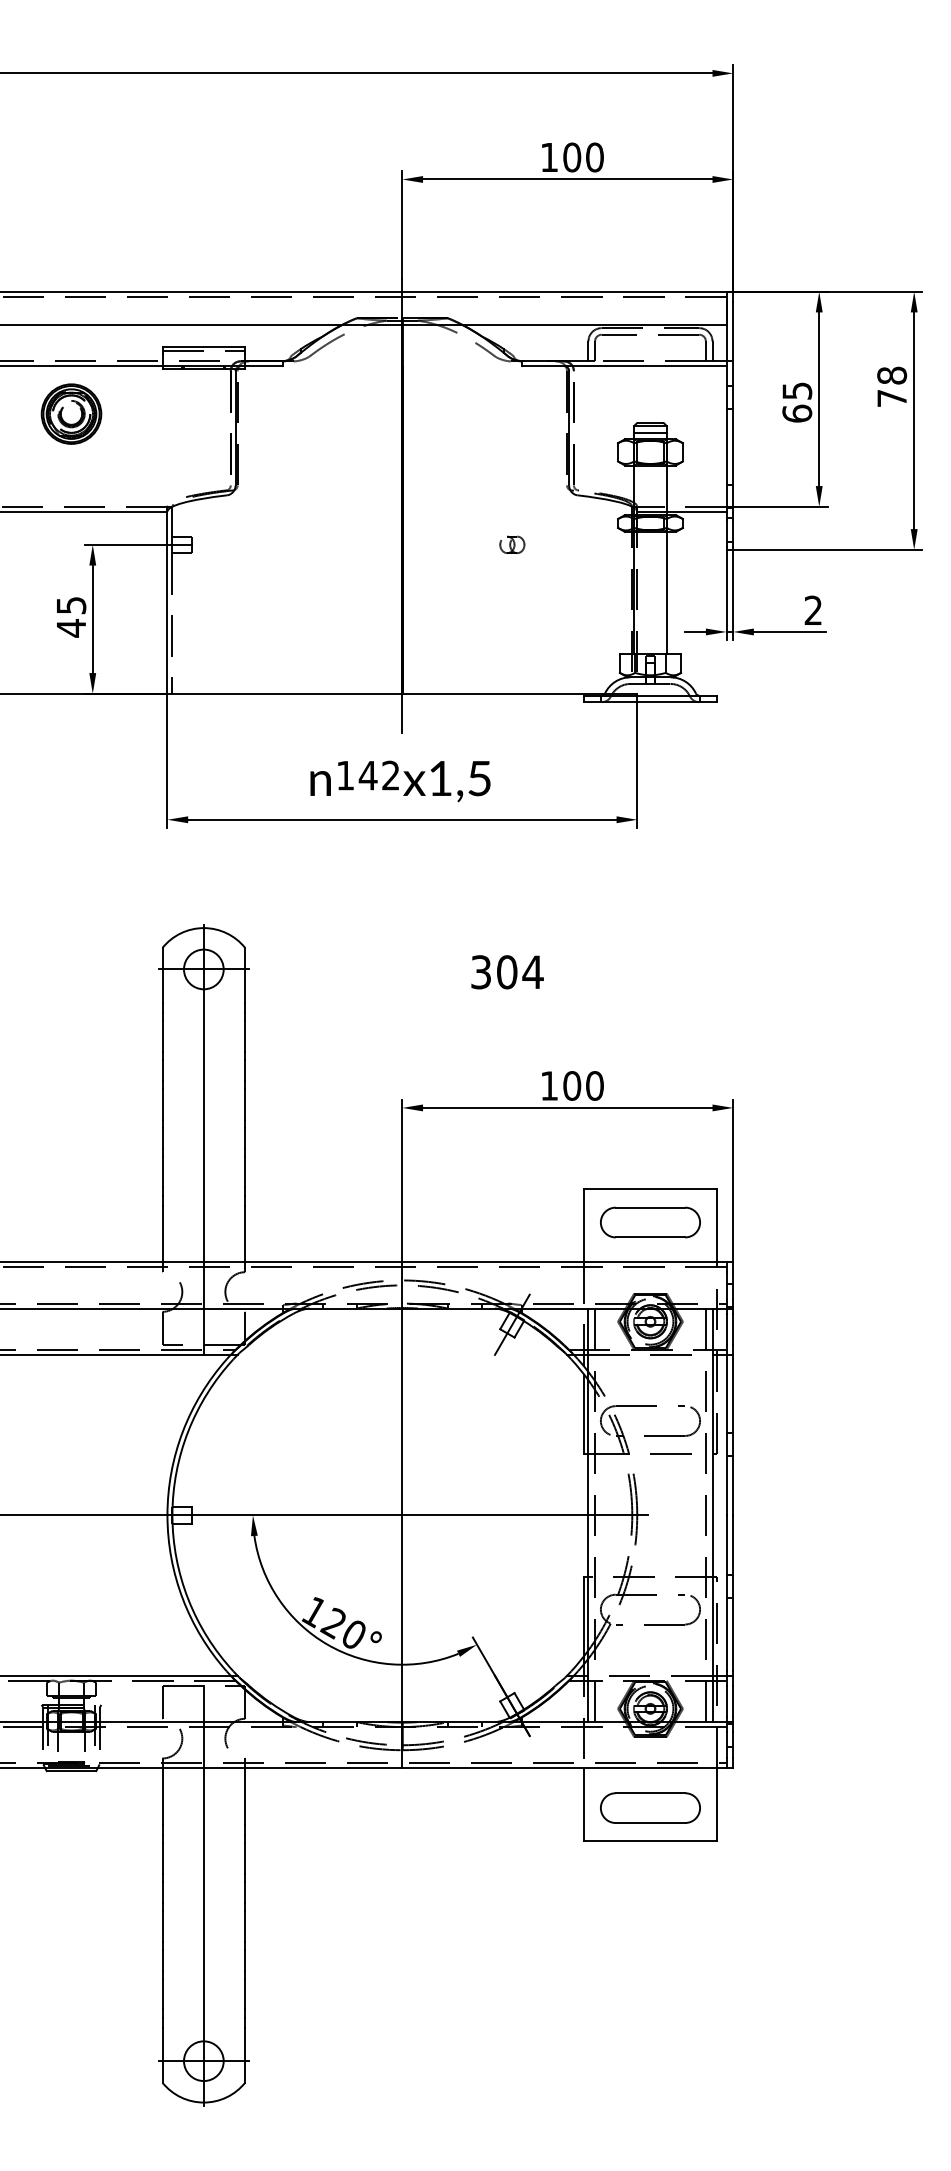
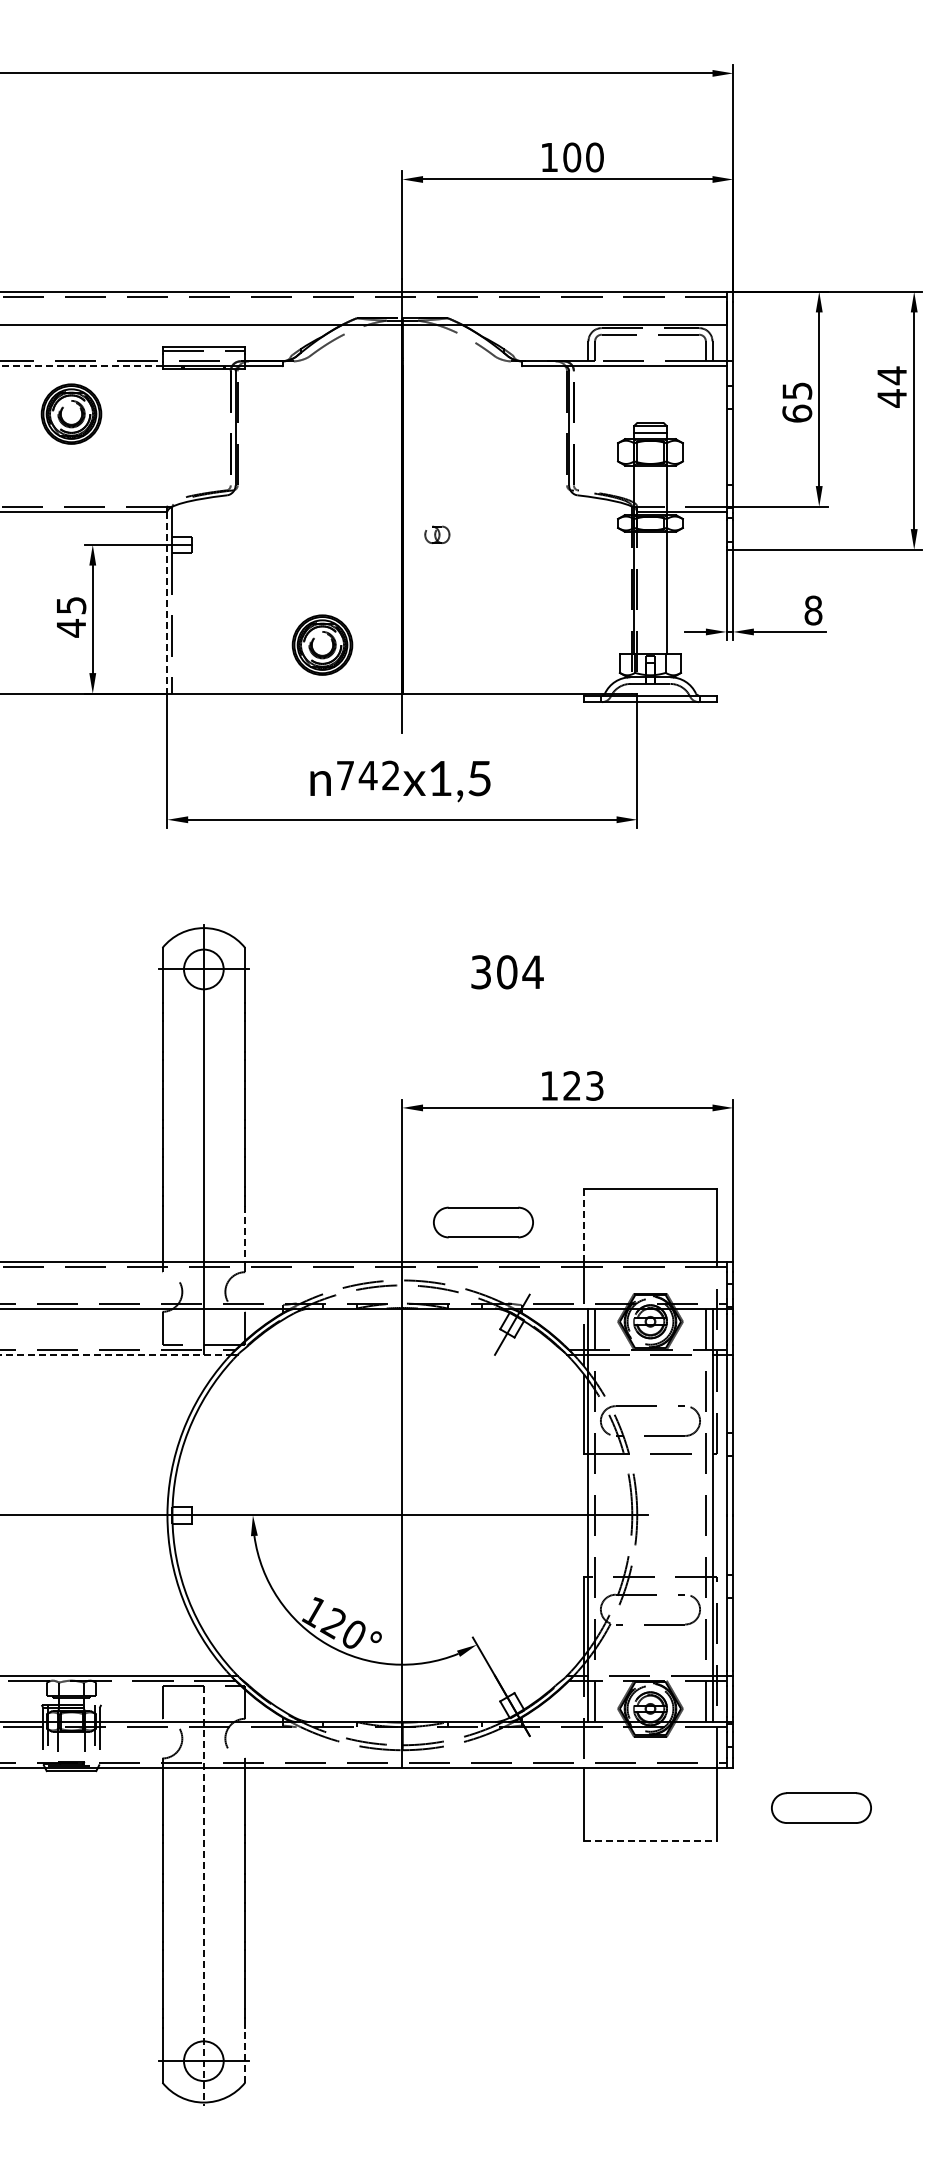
line: solid -> dashed (81, 366)
text: 78 -> 44 (892, 386)
part position: (512, 544) -> (437, 534) (437, 534)
line: solid -> dashed (167, 603)
text: 2 -> 8 (813, 610)
part: none -> present (322, 644)
text: 142 -> 742 (345, 775)
text: 100 -> 123 (583, 1085)
part position: (650, 1222) -> (483, 1222) (483, 1222)
line: solid -> dashed (584, 1226)
line: solid -> dashed (245, 1234)
line: solid -> dashed (115, 1354)
part position: (650, 1807) -> (821, 1807) (821, 1807)
line: solid -> dashed (650, 1841)
line: solid -> dashed (203, 1896)
line: solid -> dashed (245, 2054)
